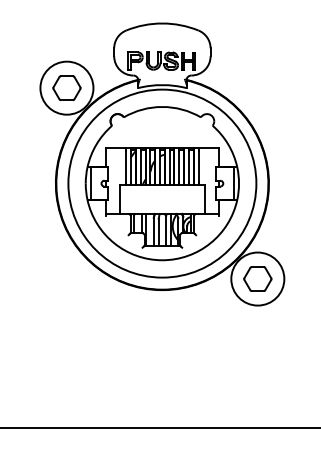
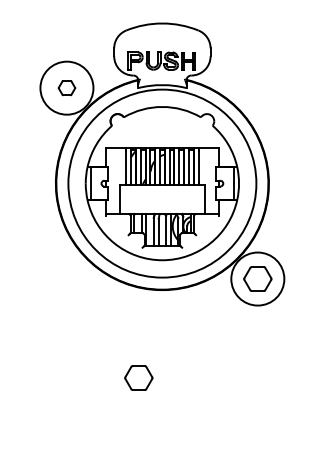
part size: 30x26 px -> 20x16 px (66, 87)
part: none -> present (138, 377)
line: present -> none (159, 428)
